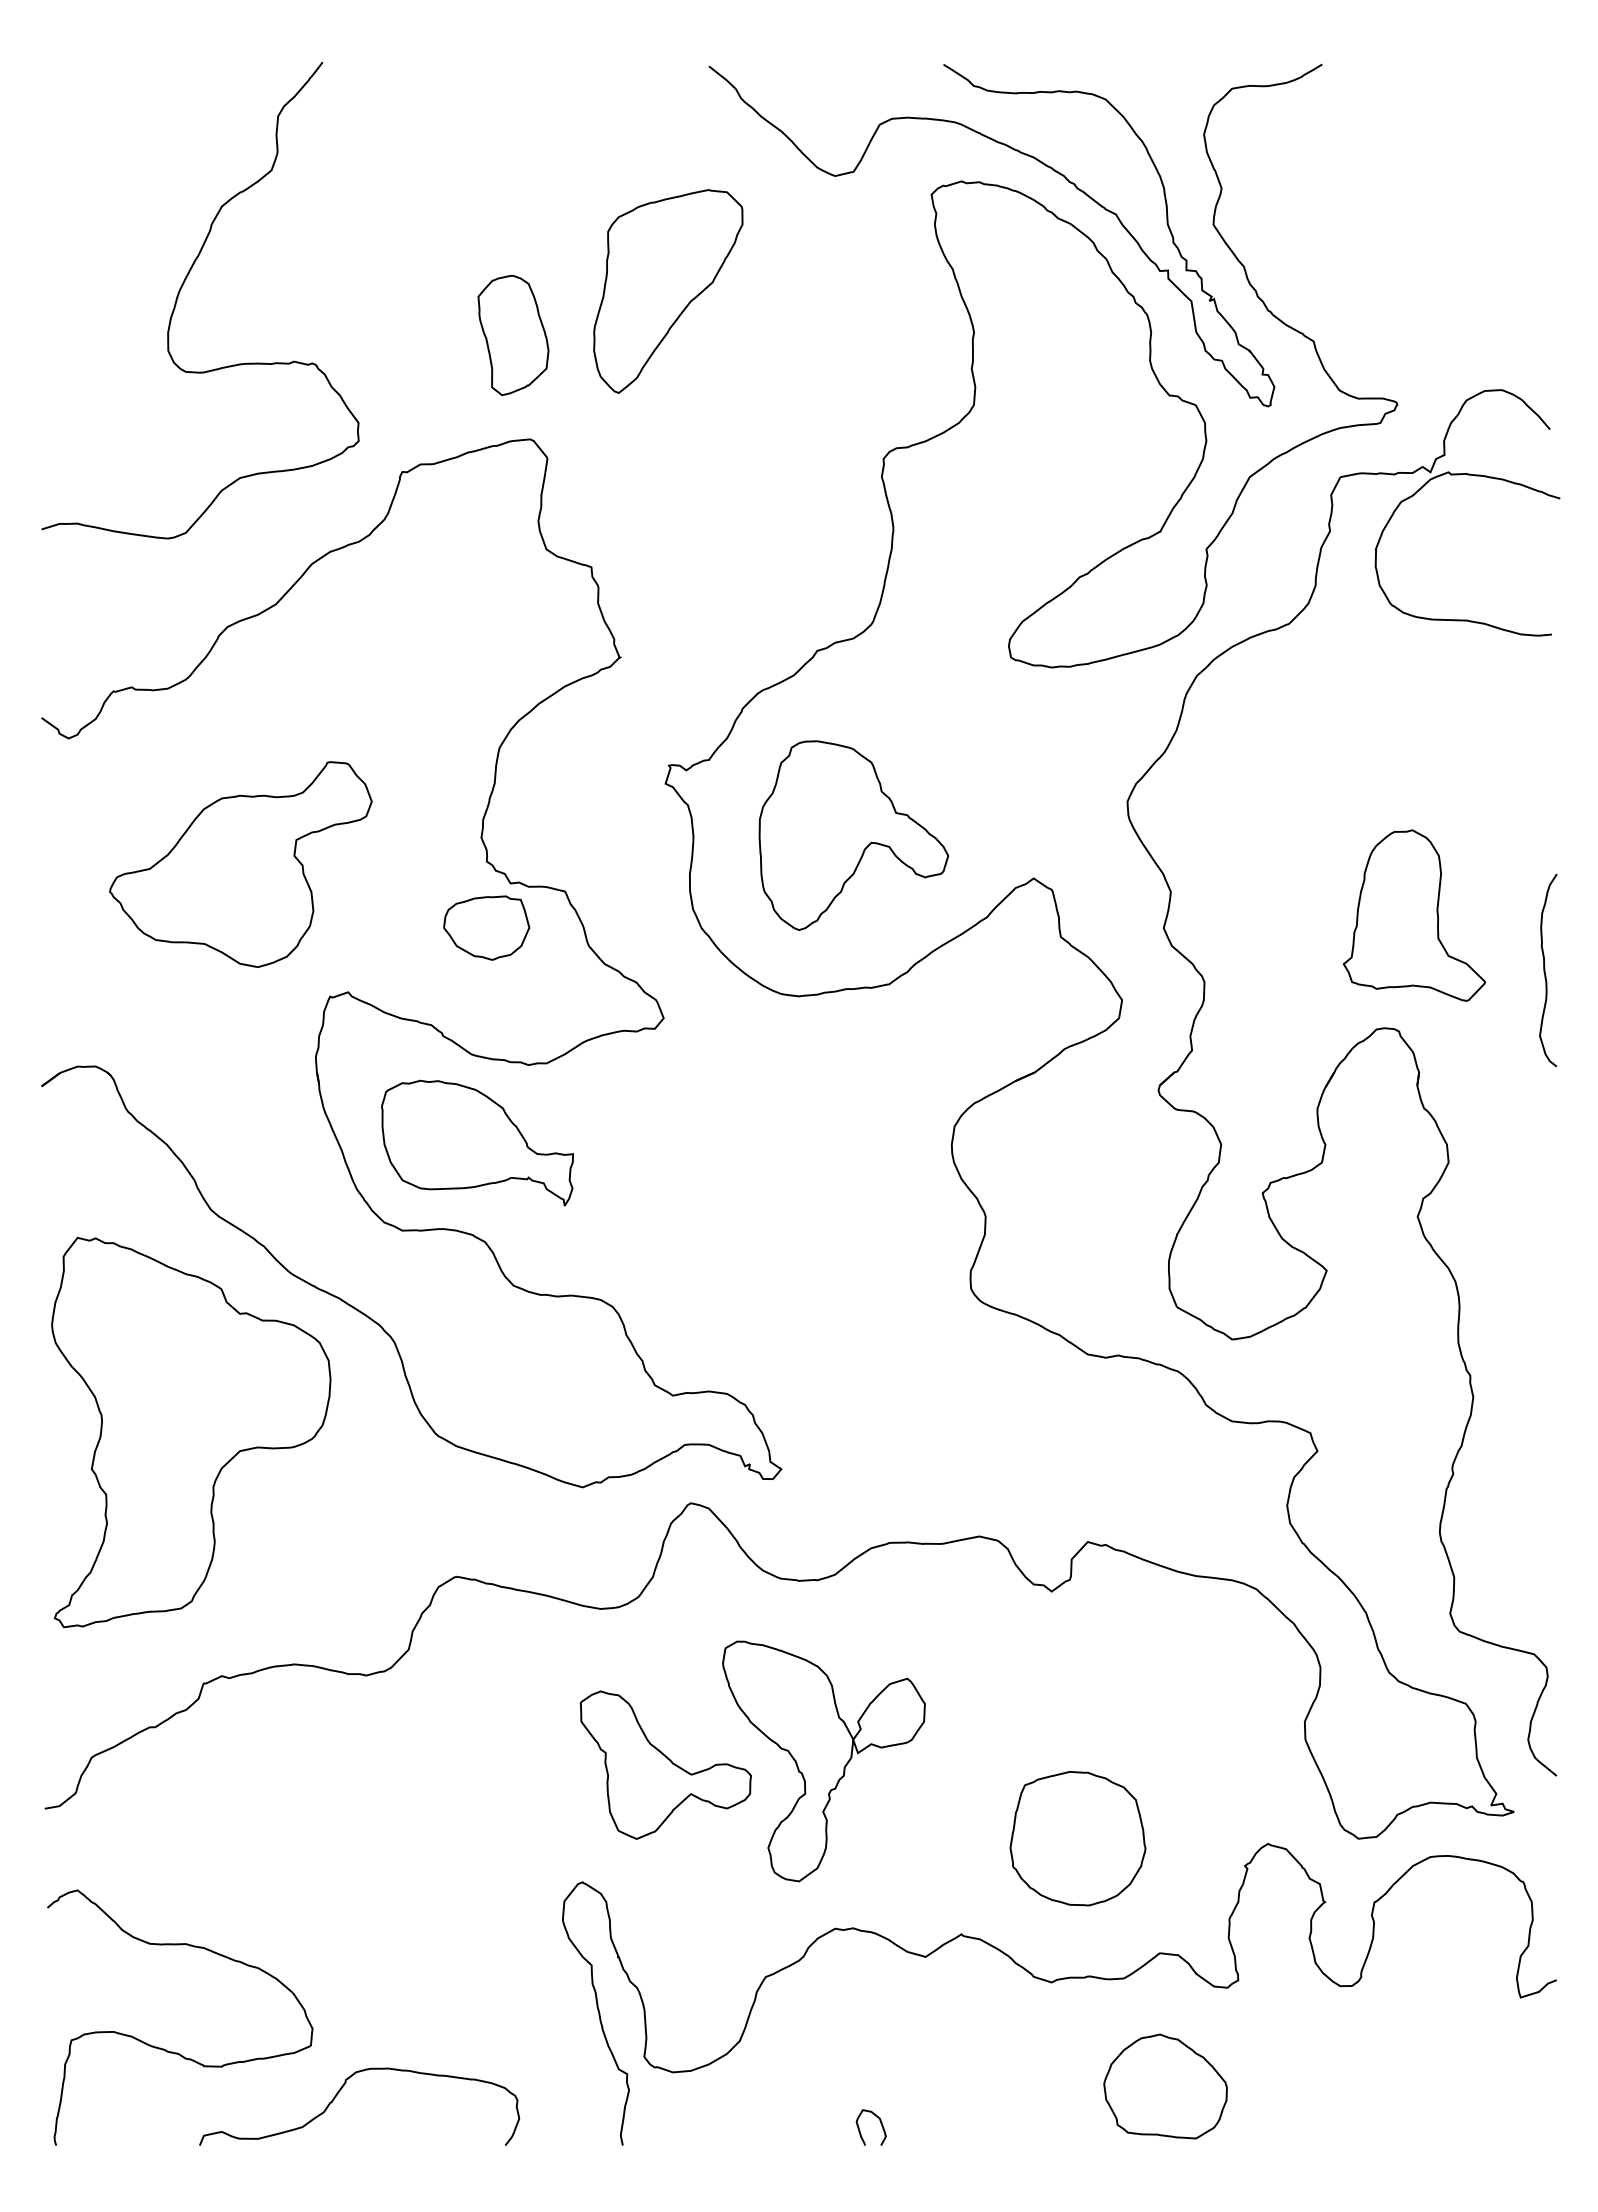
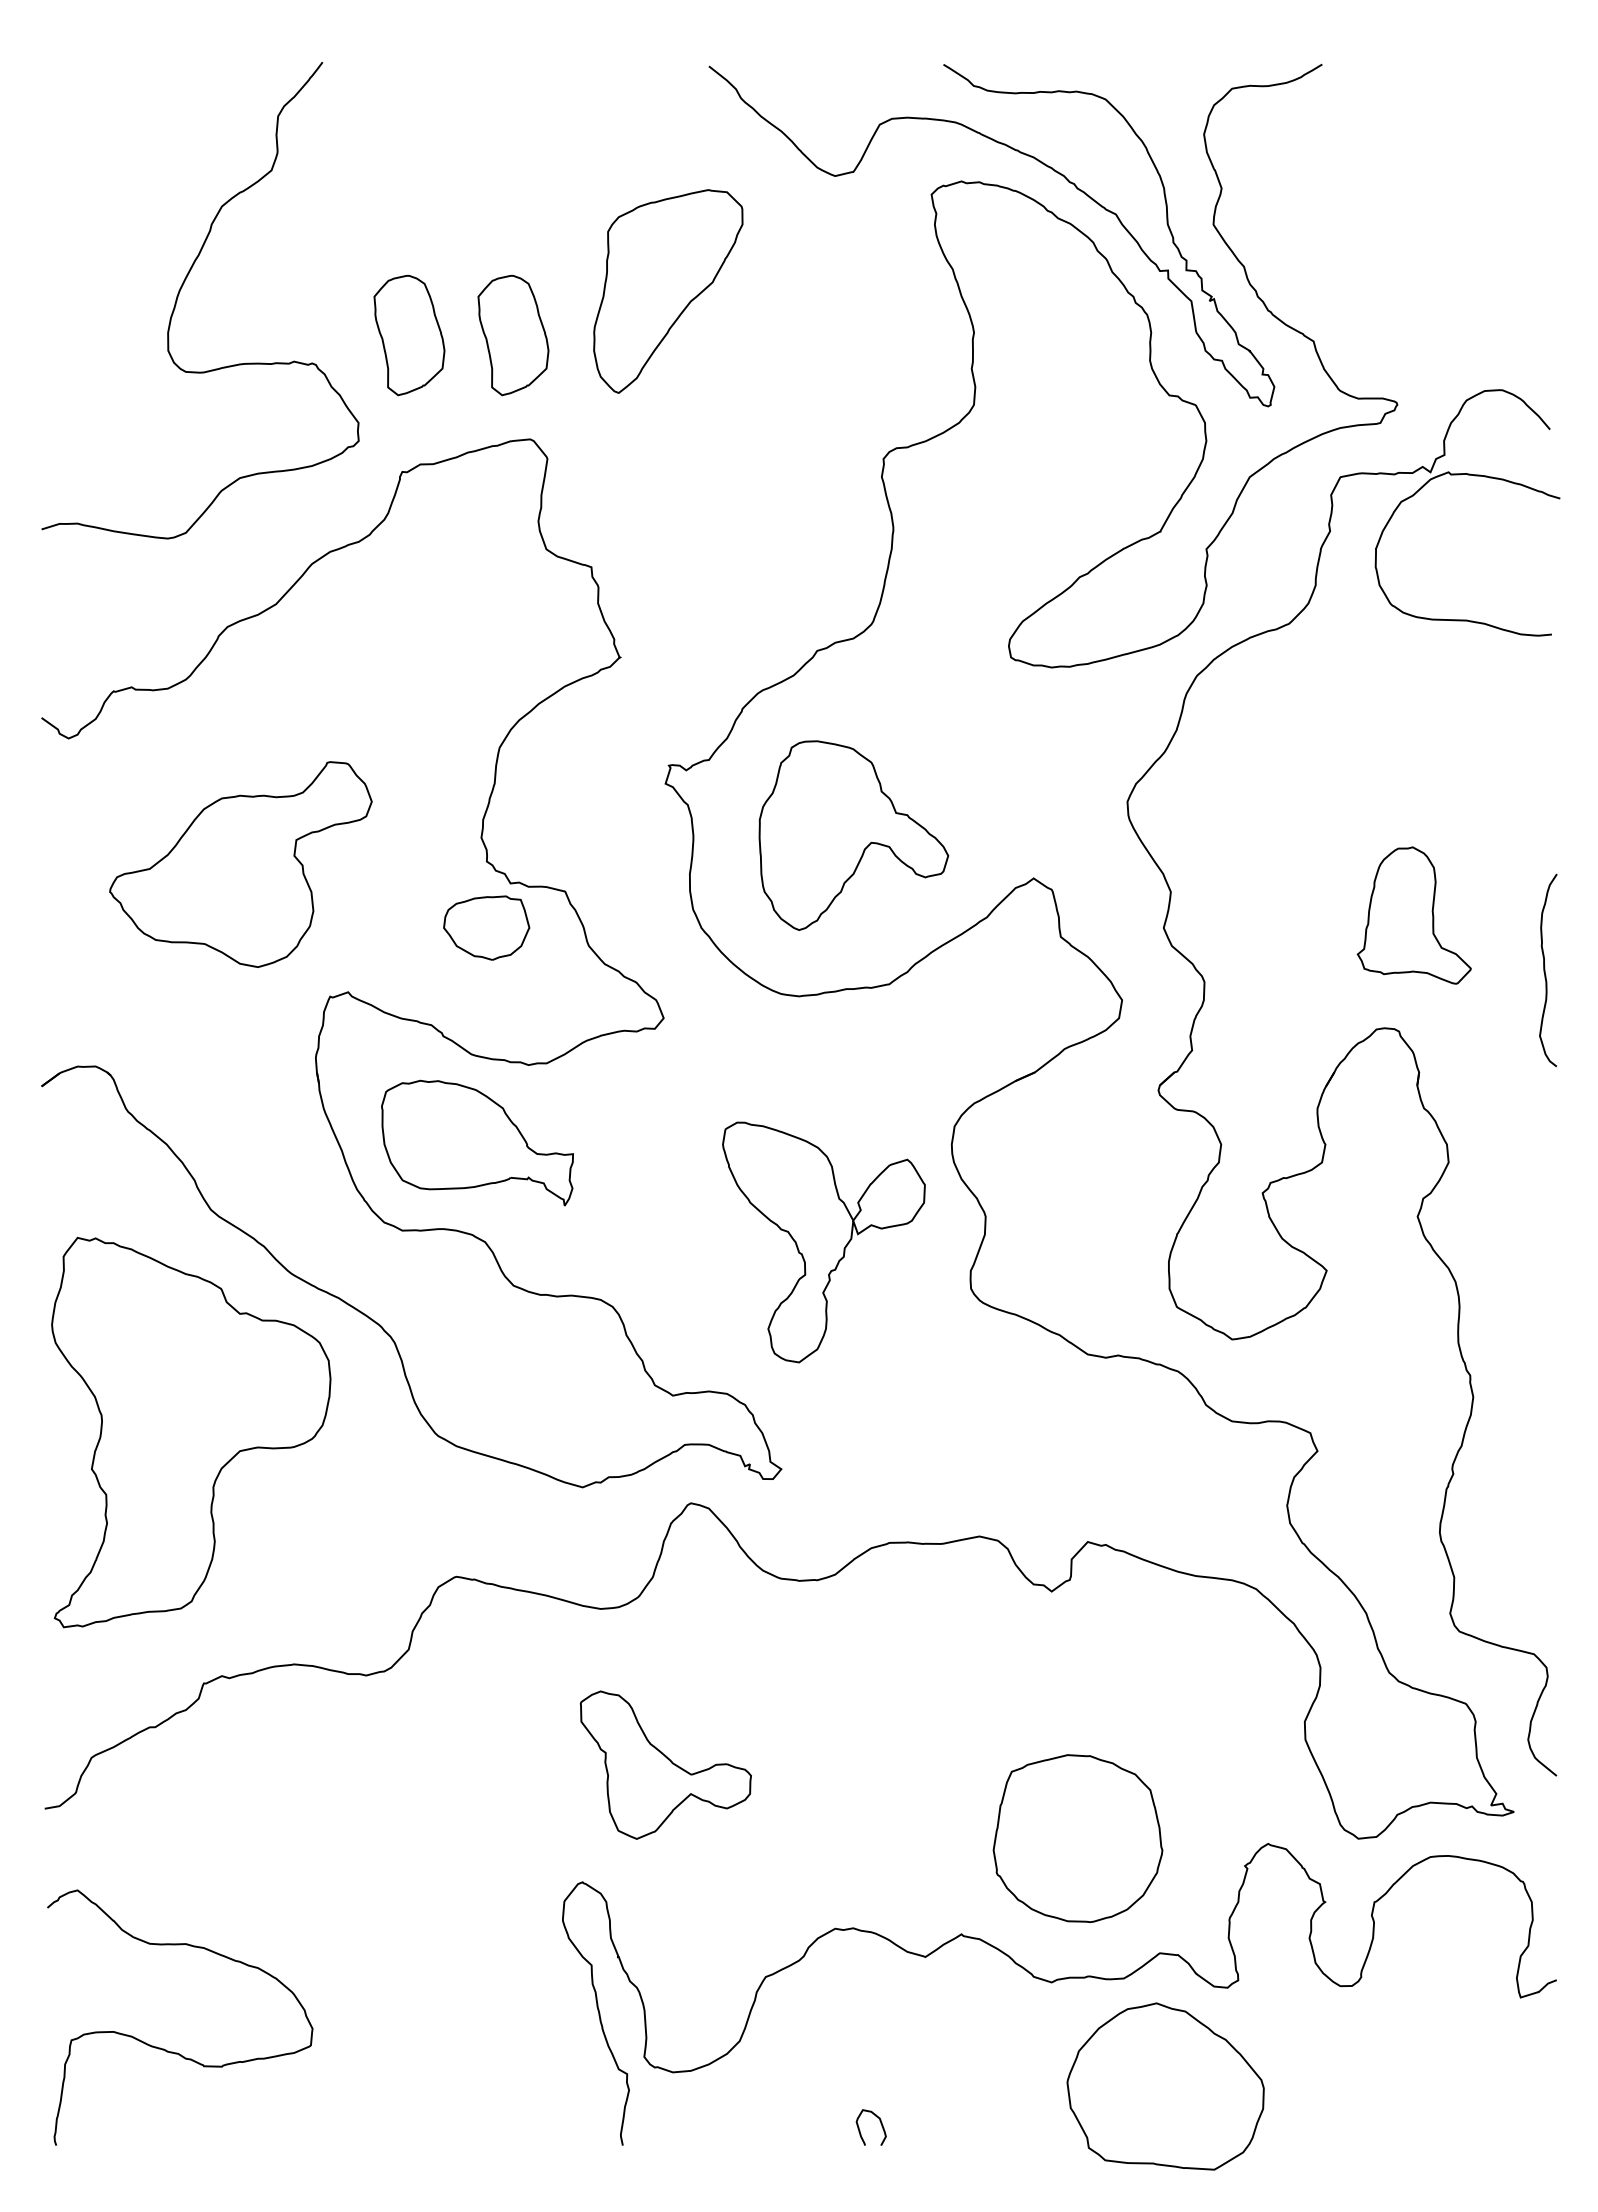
part: none -> present (409, 335)
part size: 144x173 px -> 116x139 px (1413, 915)
part position: (823, 1761) -> (823, 1242) (823, 1242)
part size: 138x136 px -> 172x169 px (1077, 1838)
part size: 125x107 px -> 199x169 px (1165, 2086)
curve: present -> none (340, 2091)
